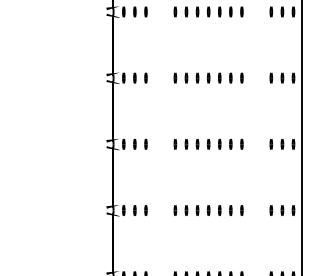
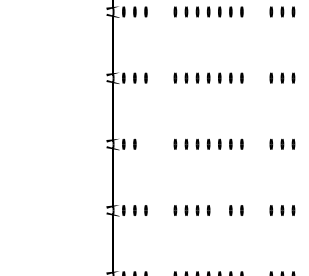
line: present -> none (301, 137)
part: present -> none (145, 143)
part: present -> none (219, 210)
